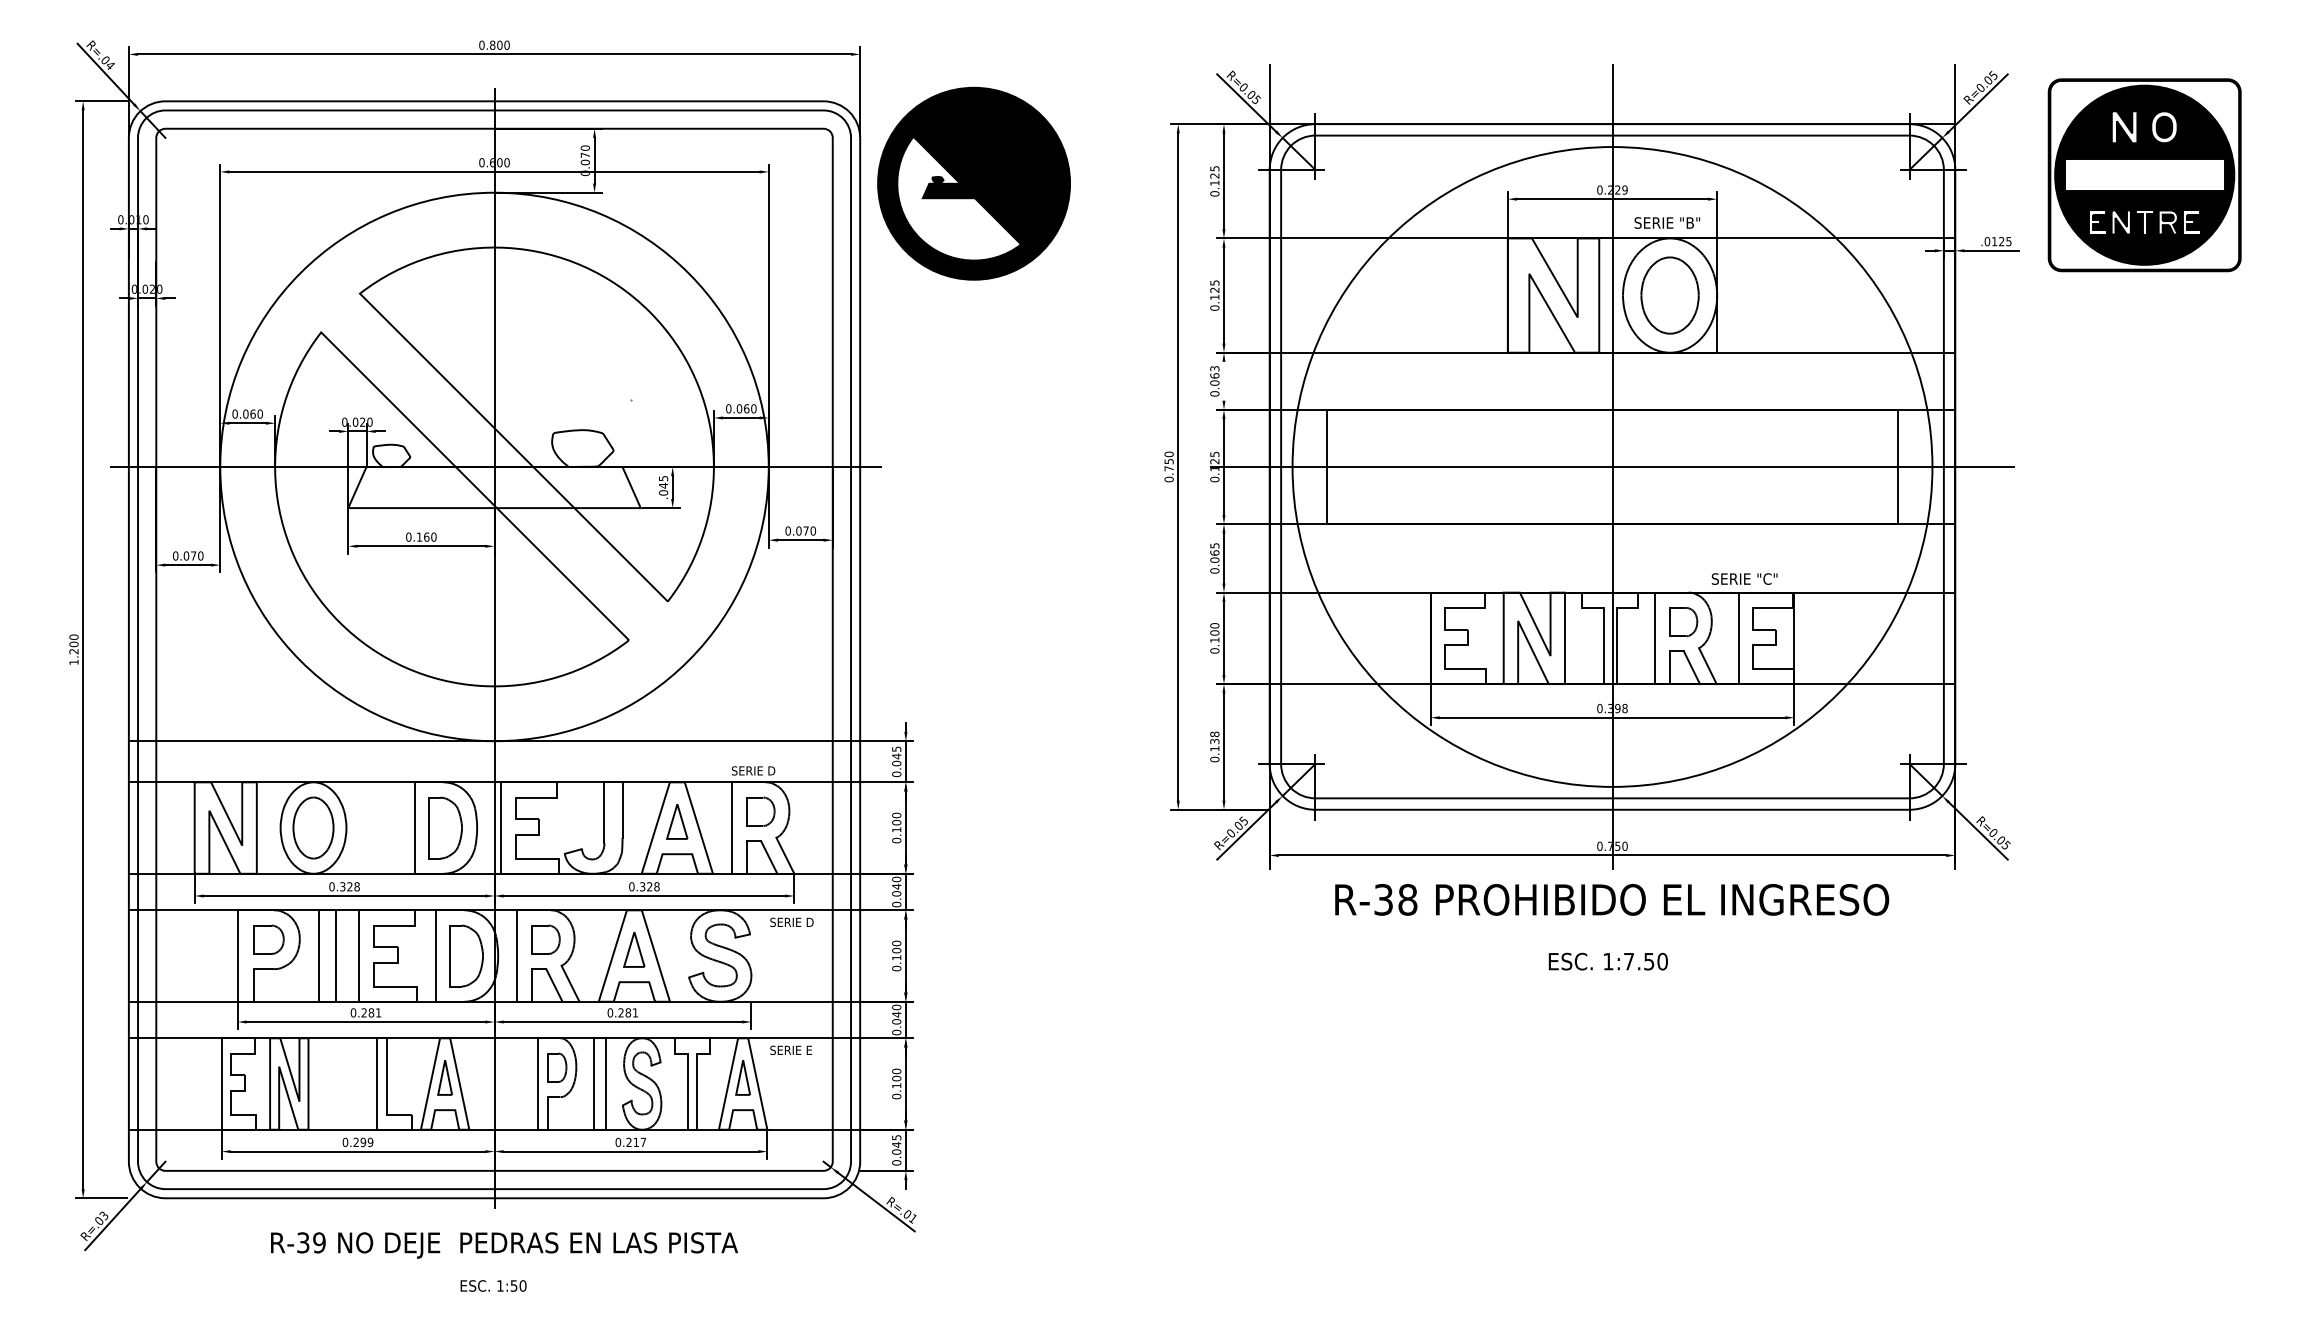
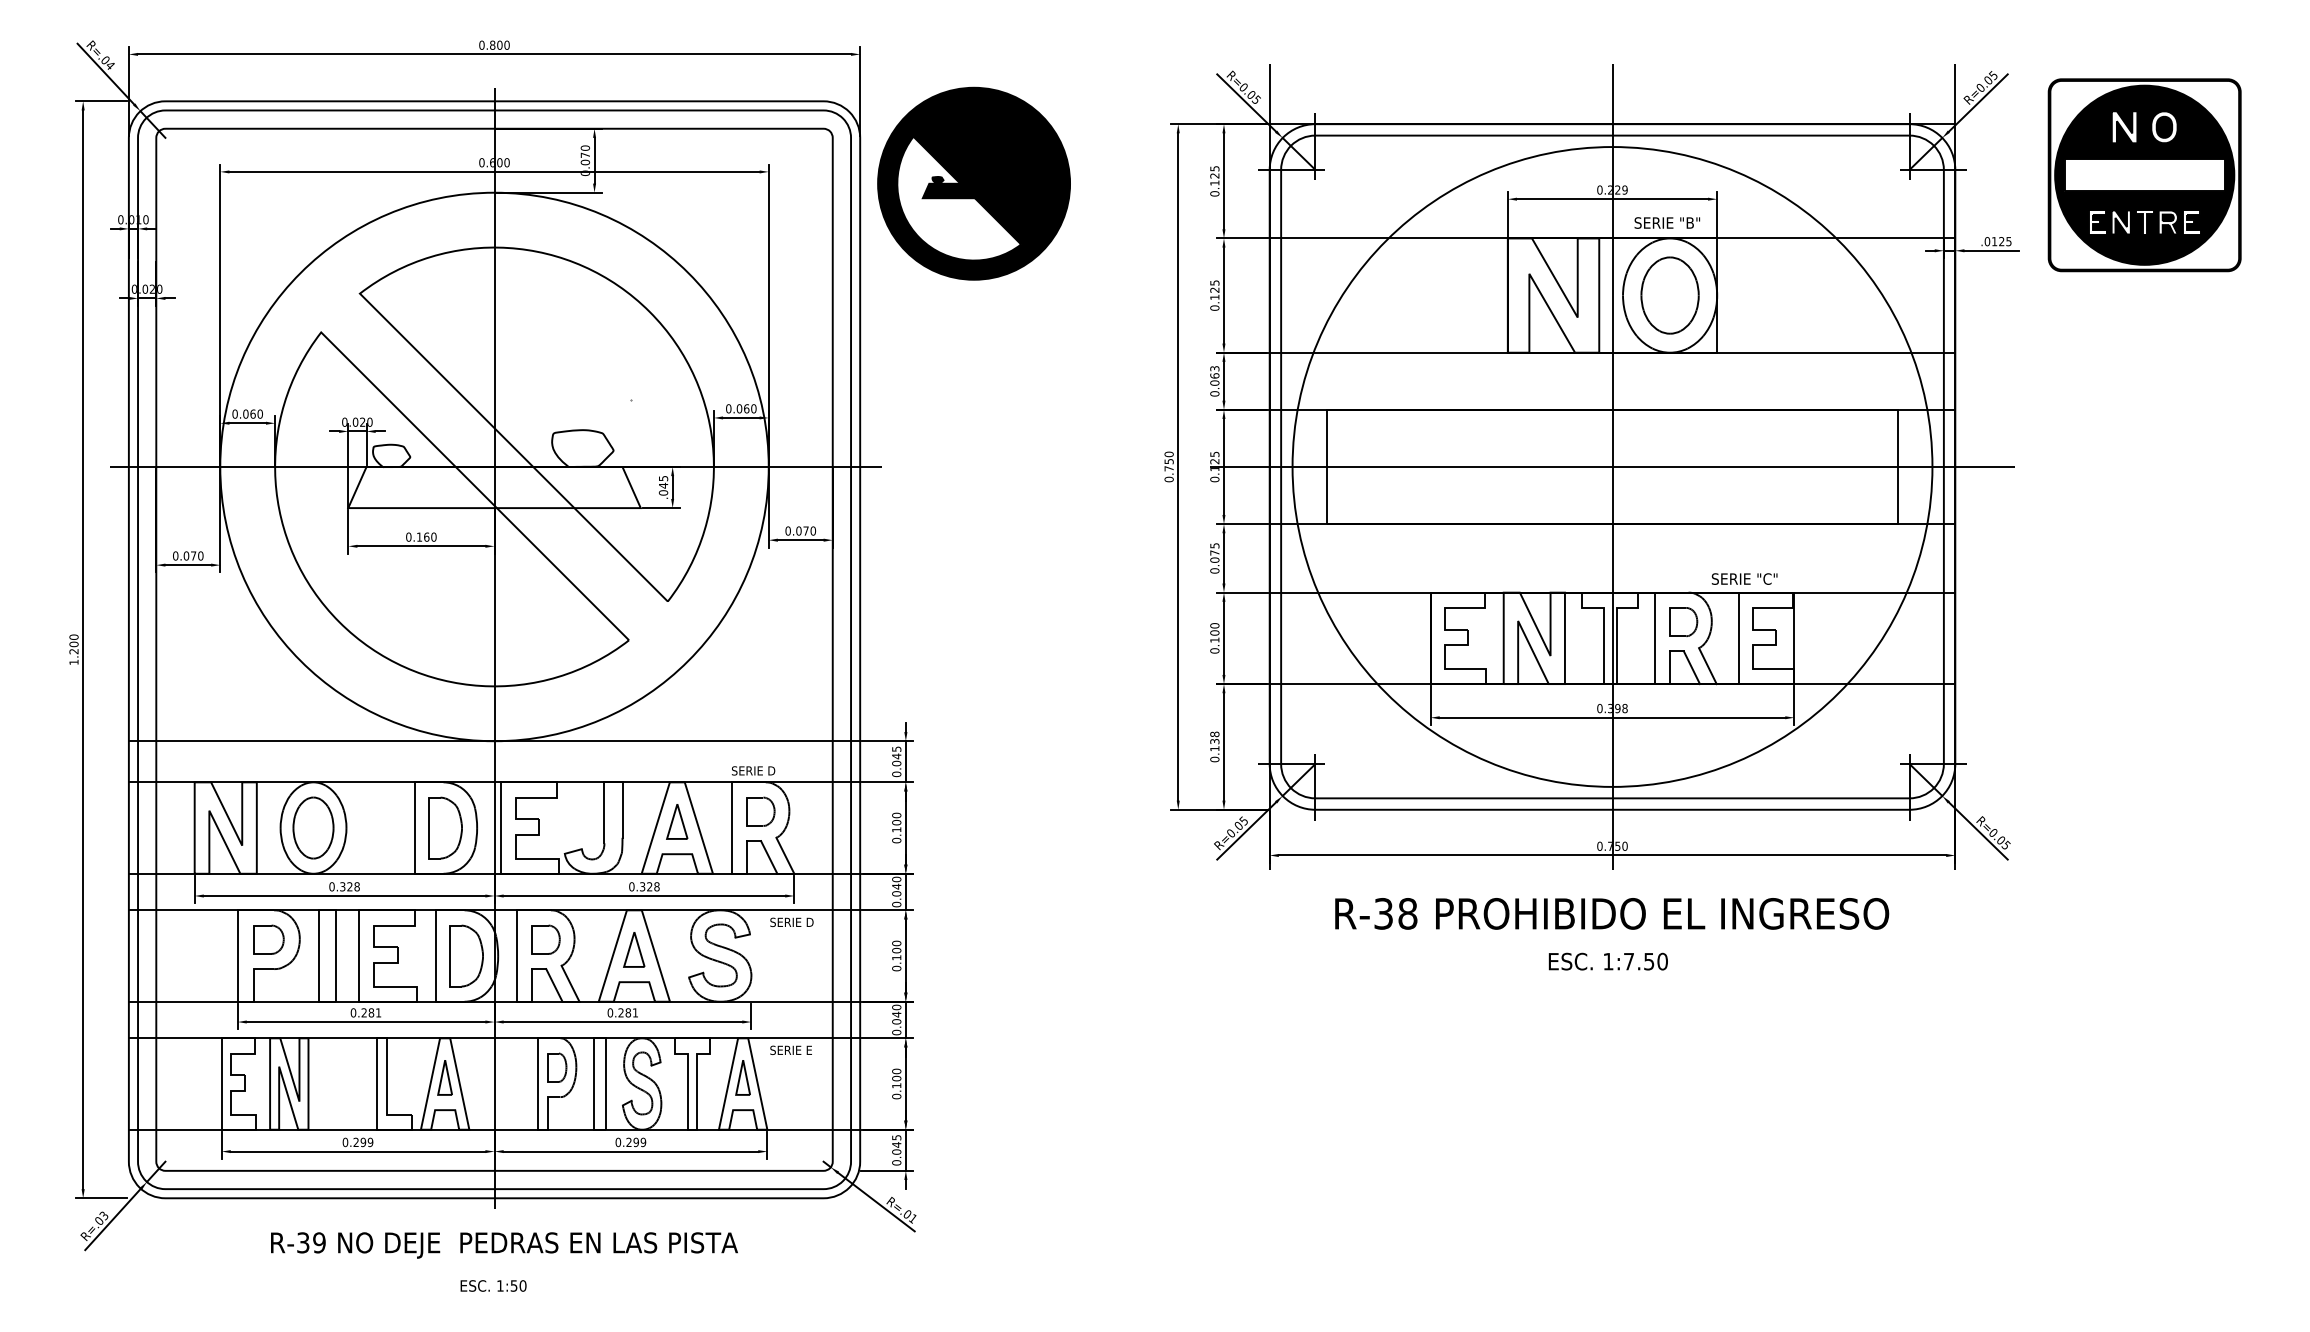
line: none -> present (1224, 380)
text: 0.065 -> 0.075 (1214, 552)
text position: (1612, 899) -> (1612, 913) (1612, 913)
text: 0.217 -> 0.299 (639, 1142)
